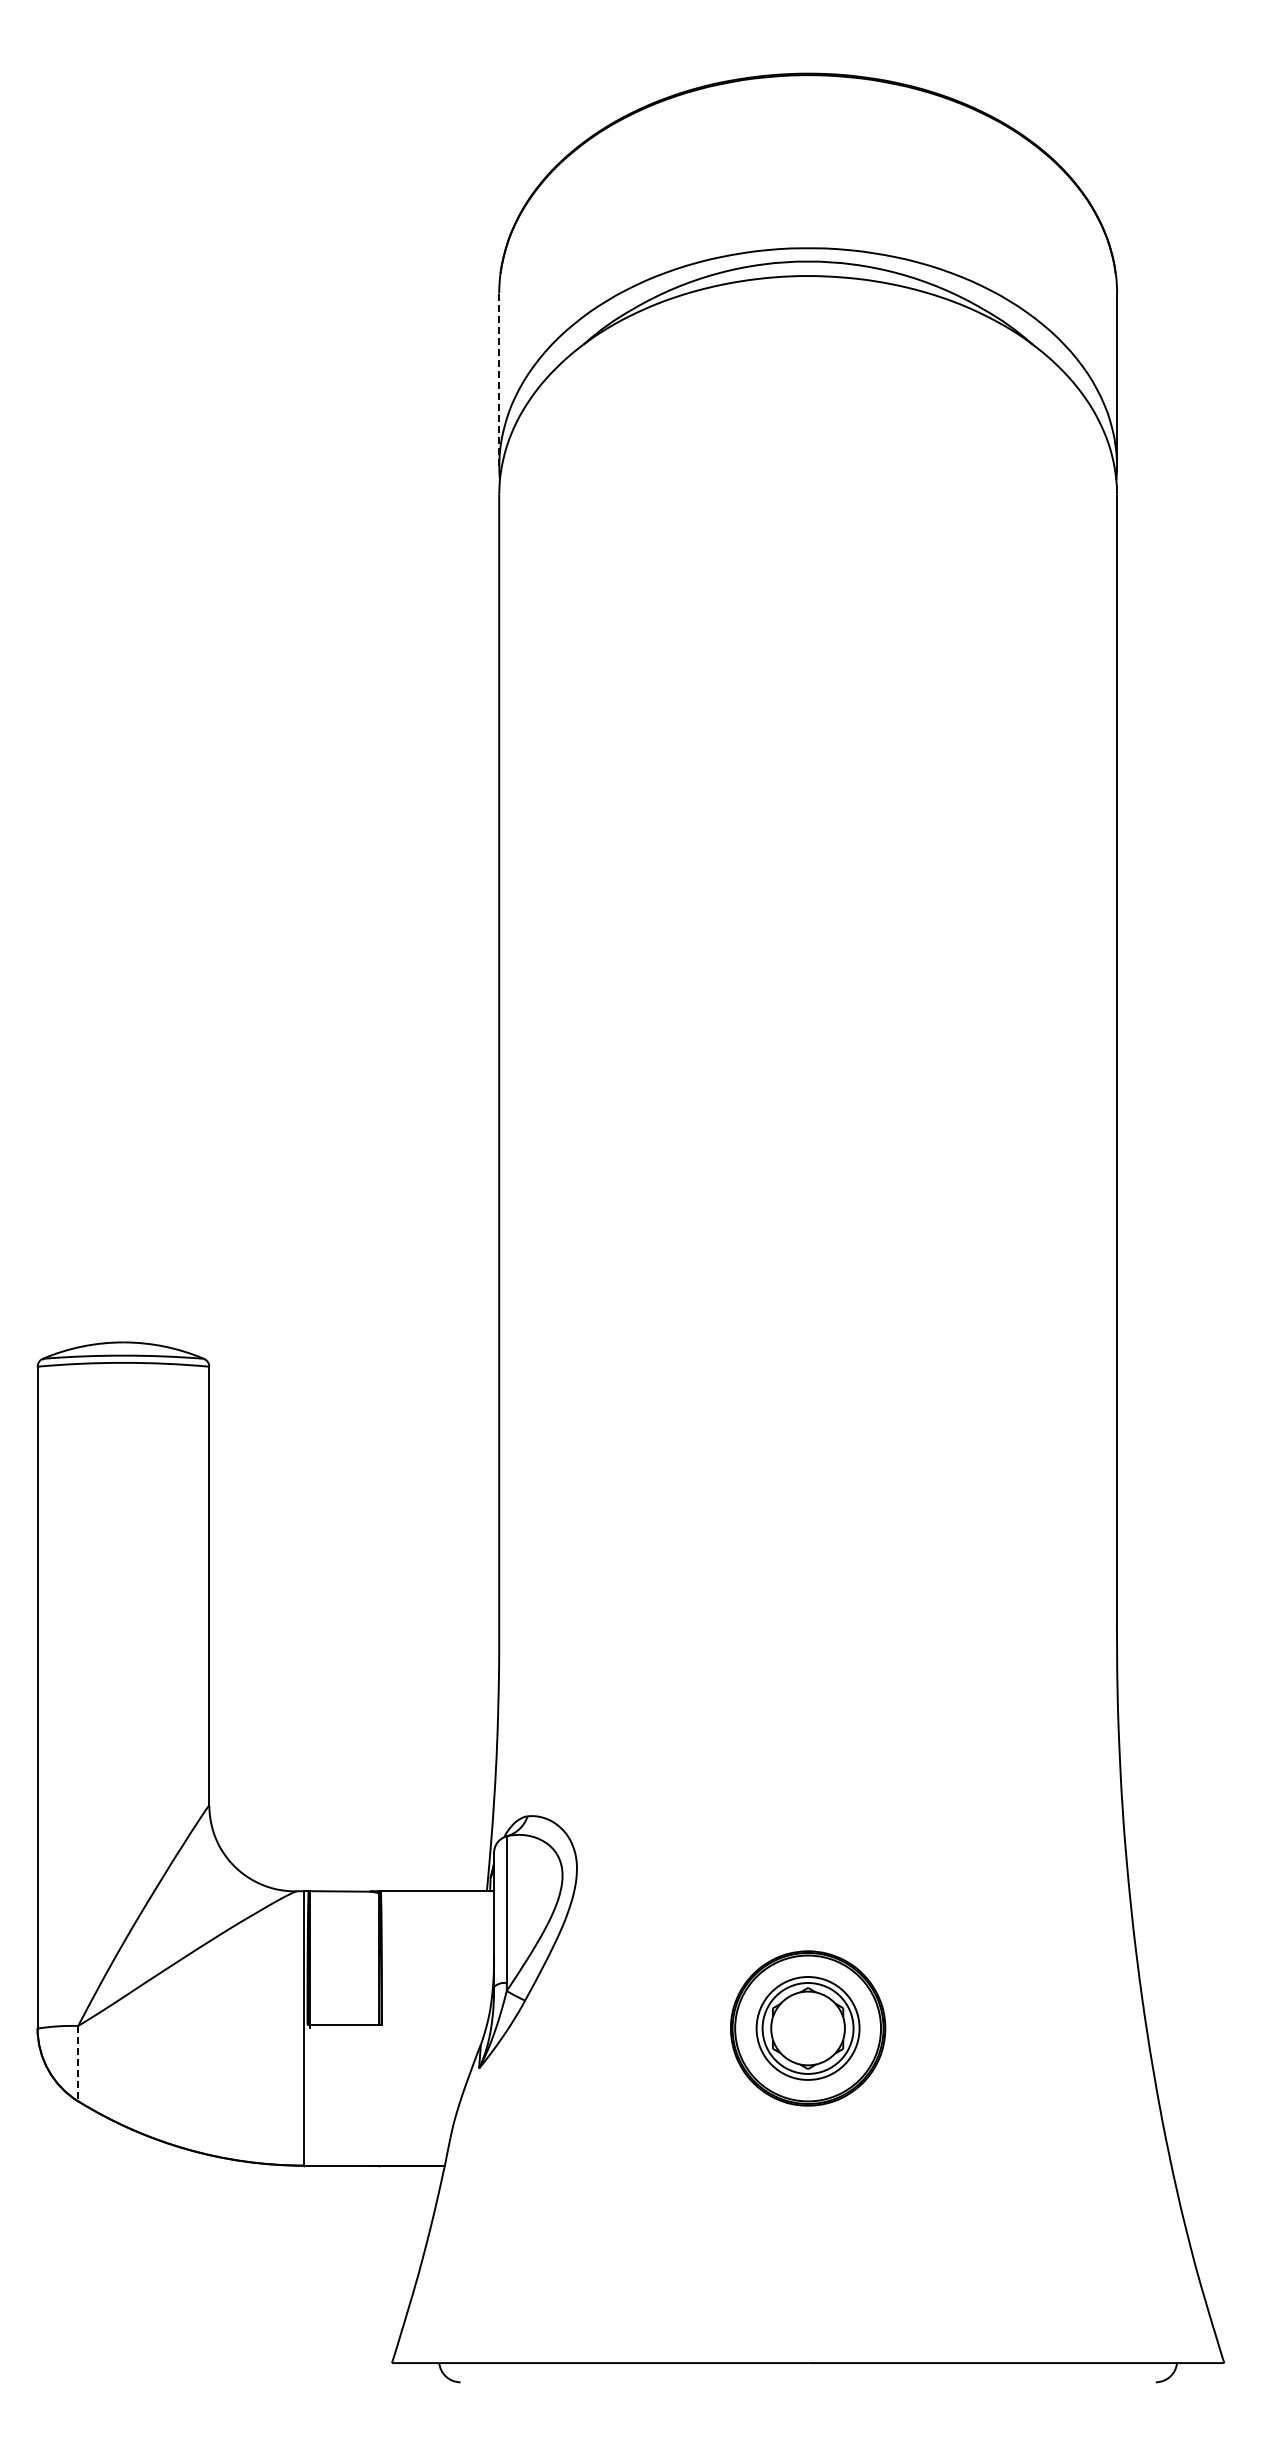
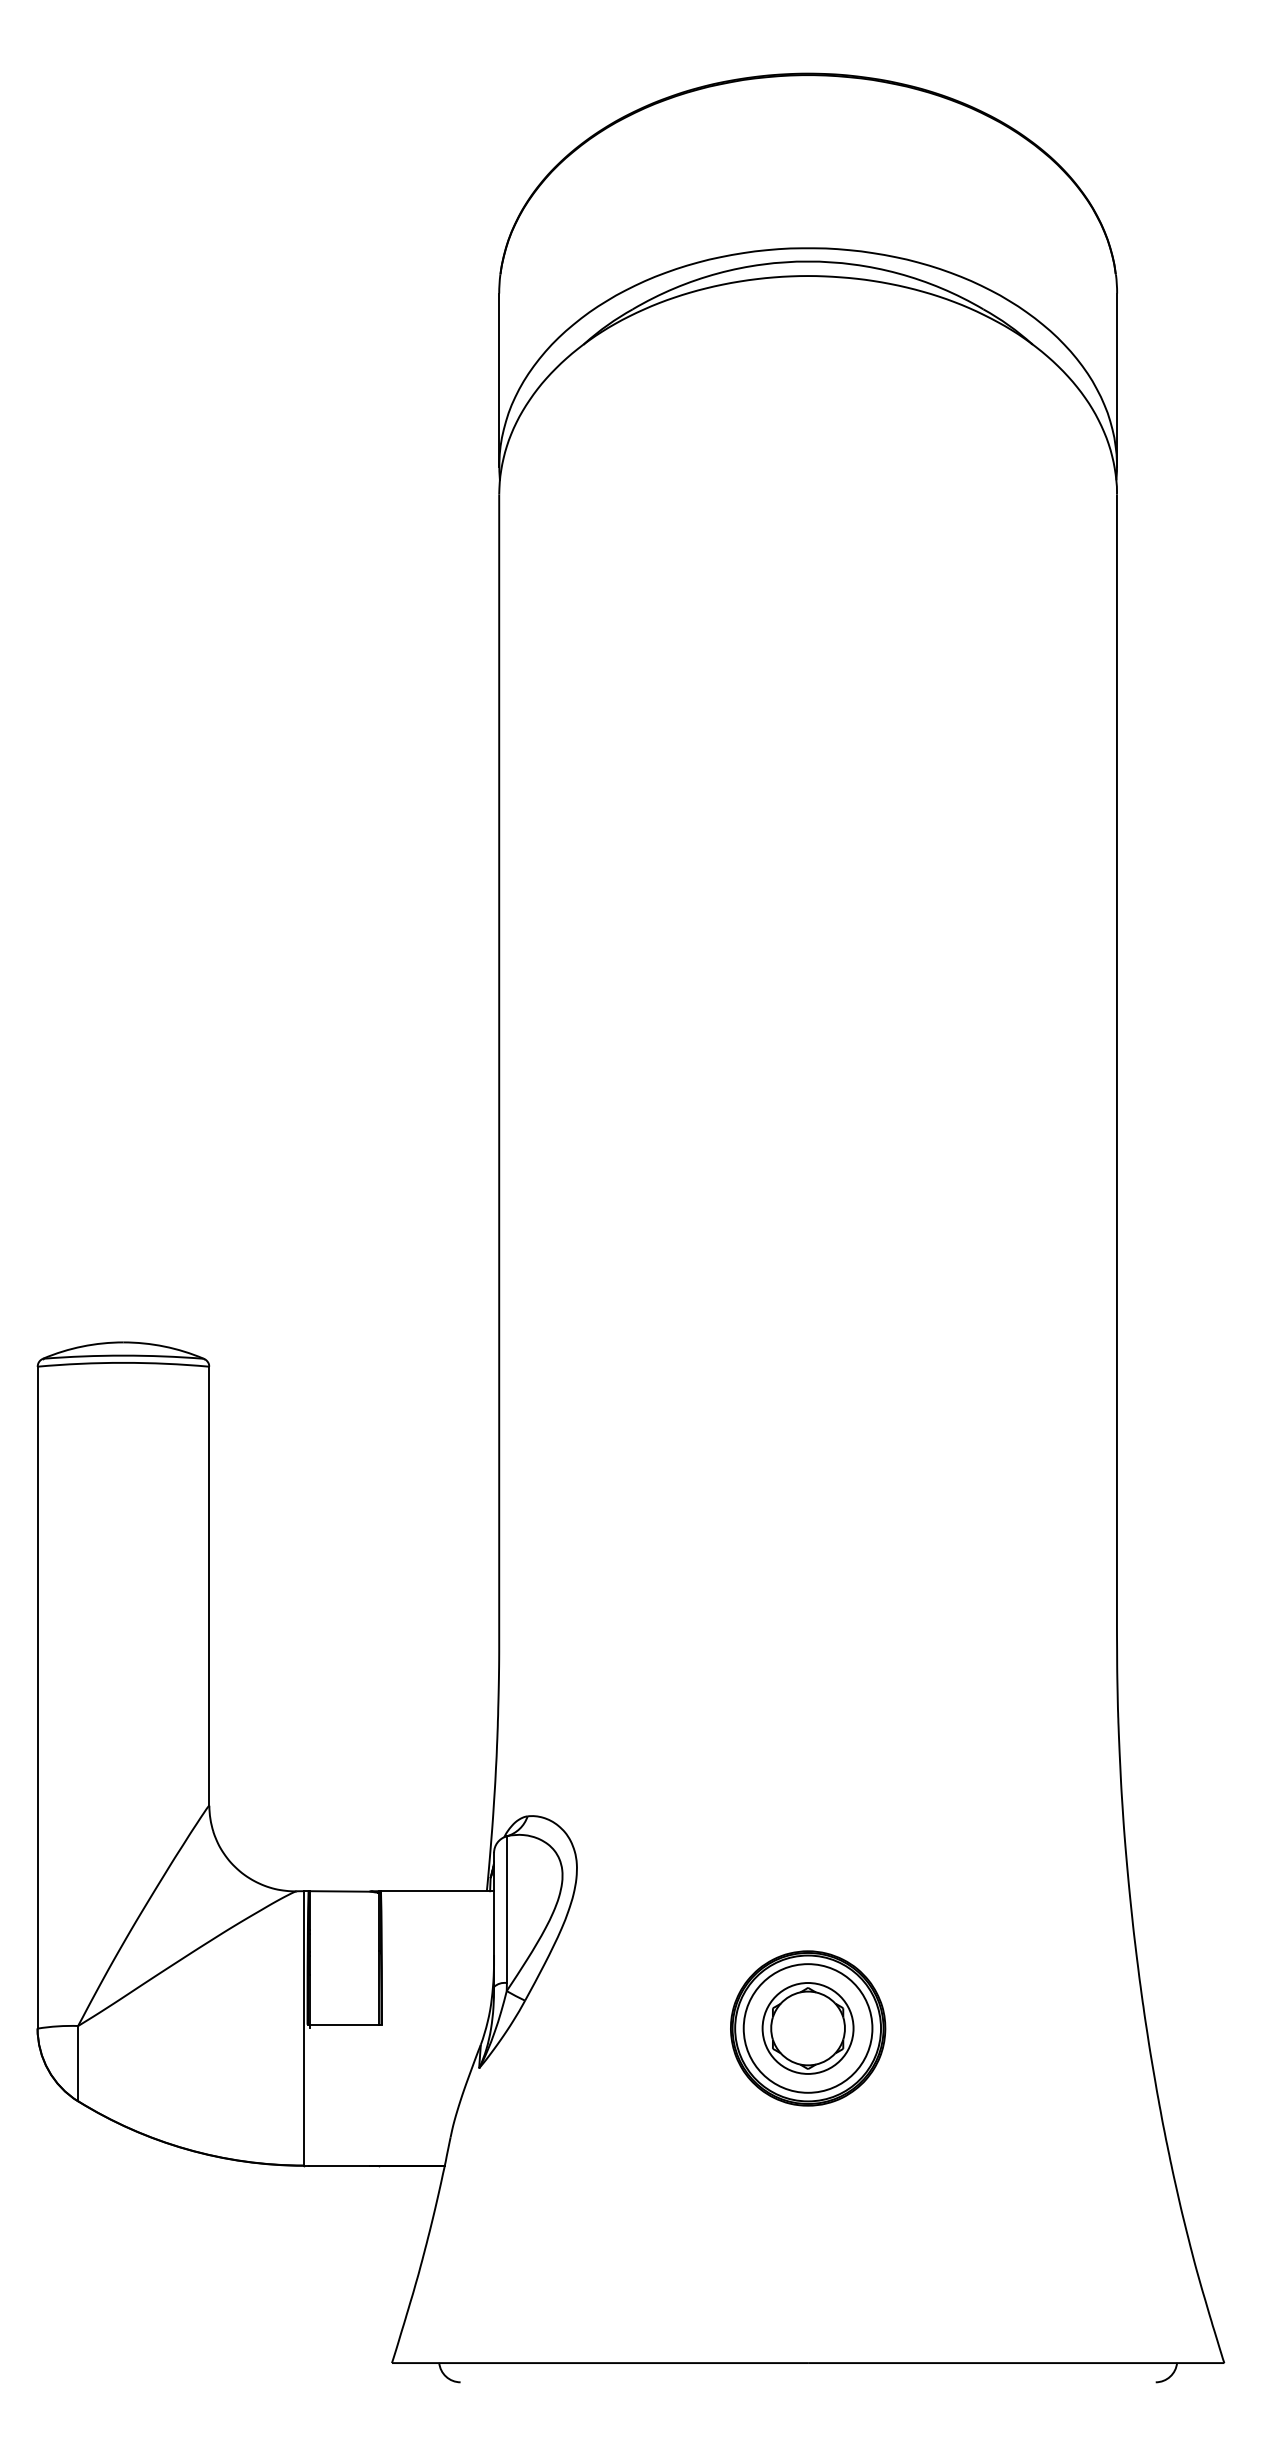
line: dashed -> solid (499, 380)
circle diameter: 103 px -> 129 px (807, 2028)
line: dashed -> solid (78, 2063)
